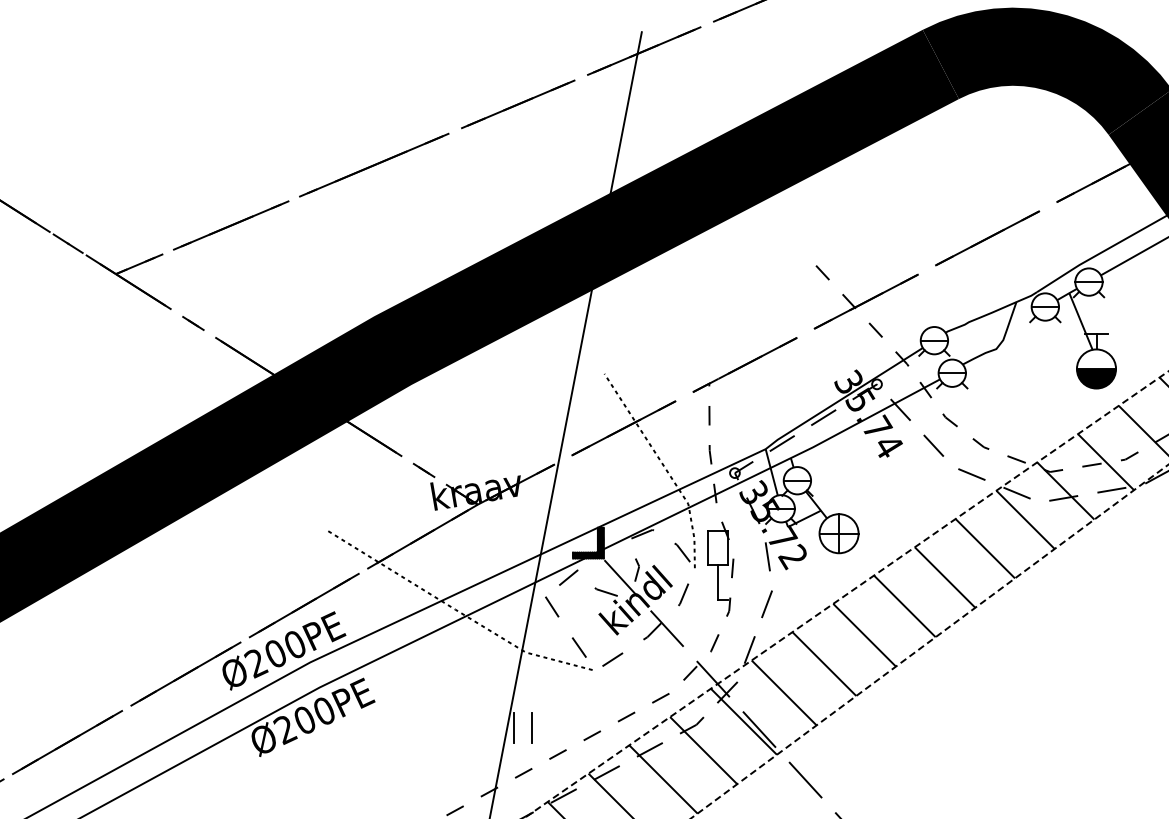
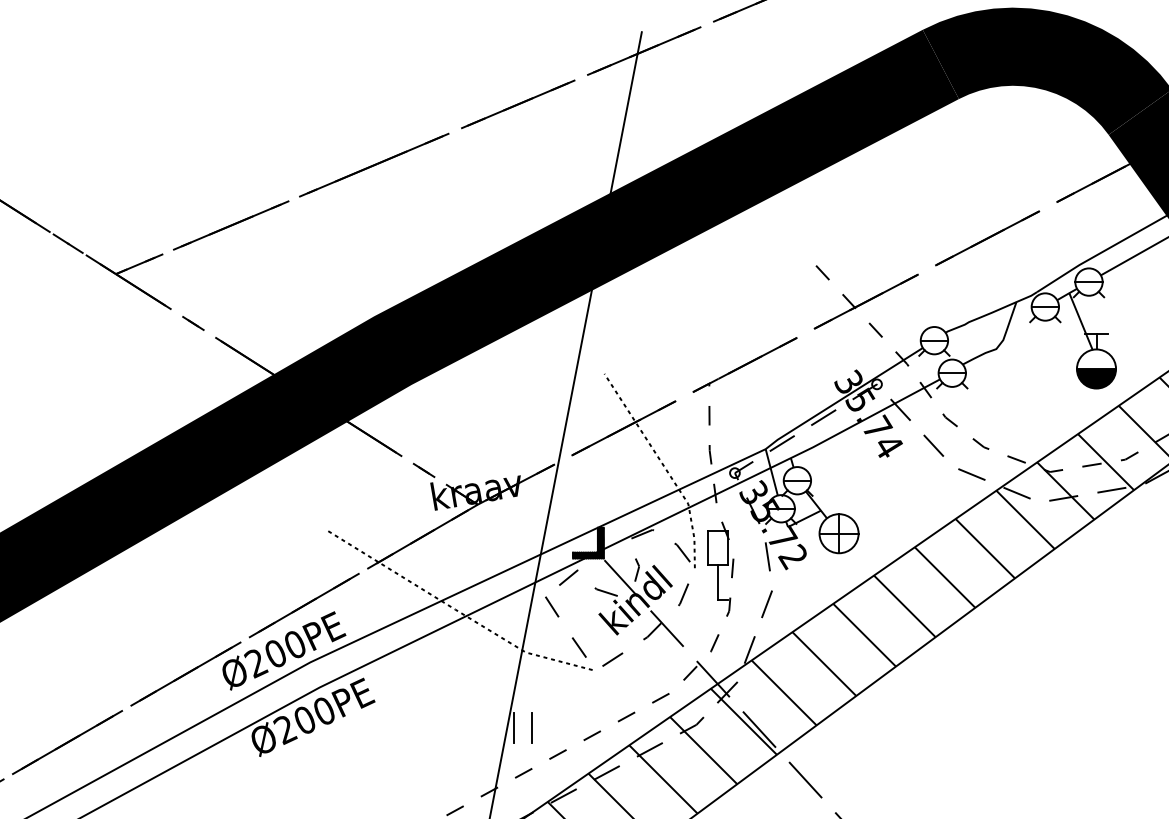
line: dashed -> solid (1090, 425)
